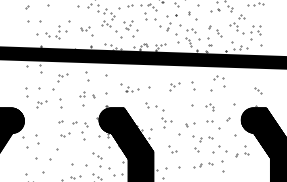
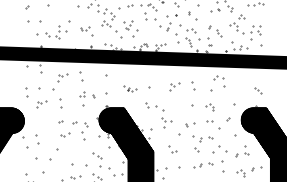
part position: (87, 76) -> (81, 76) (81, 76)
part size: 20x10 px -> 15x8 px (130, 88)
part: none -> present (249, 171)
